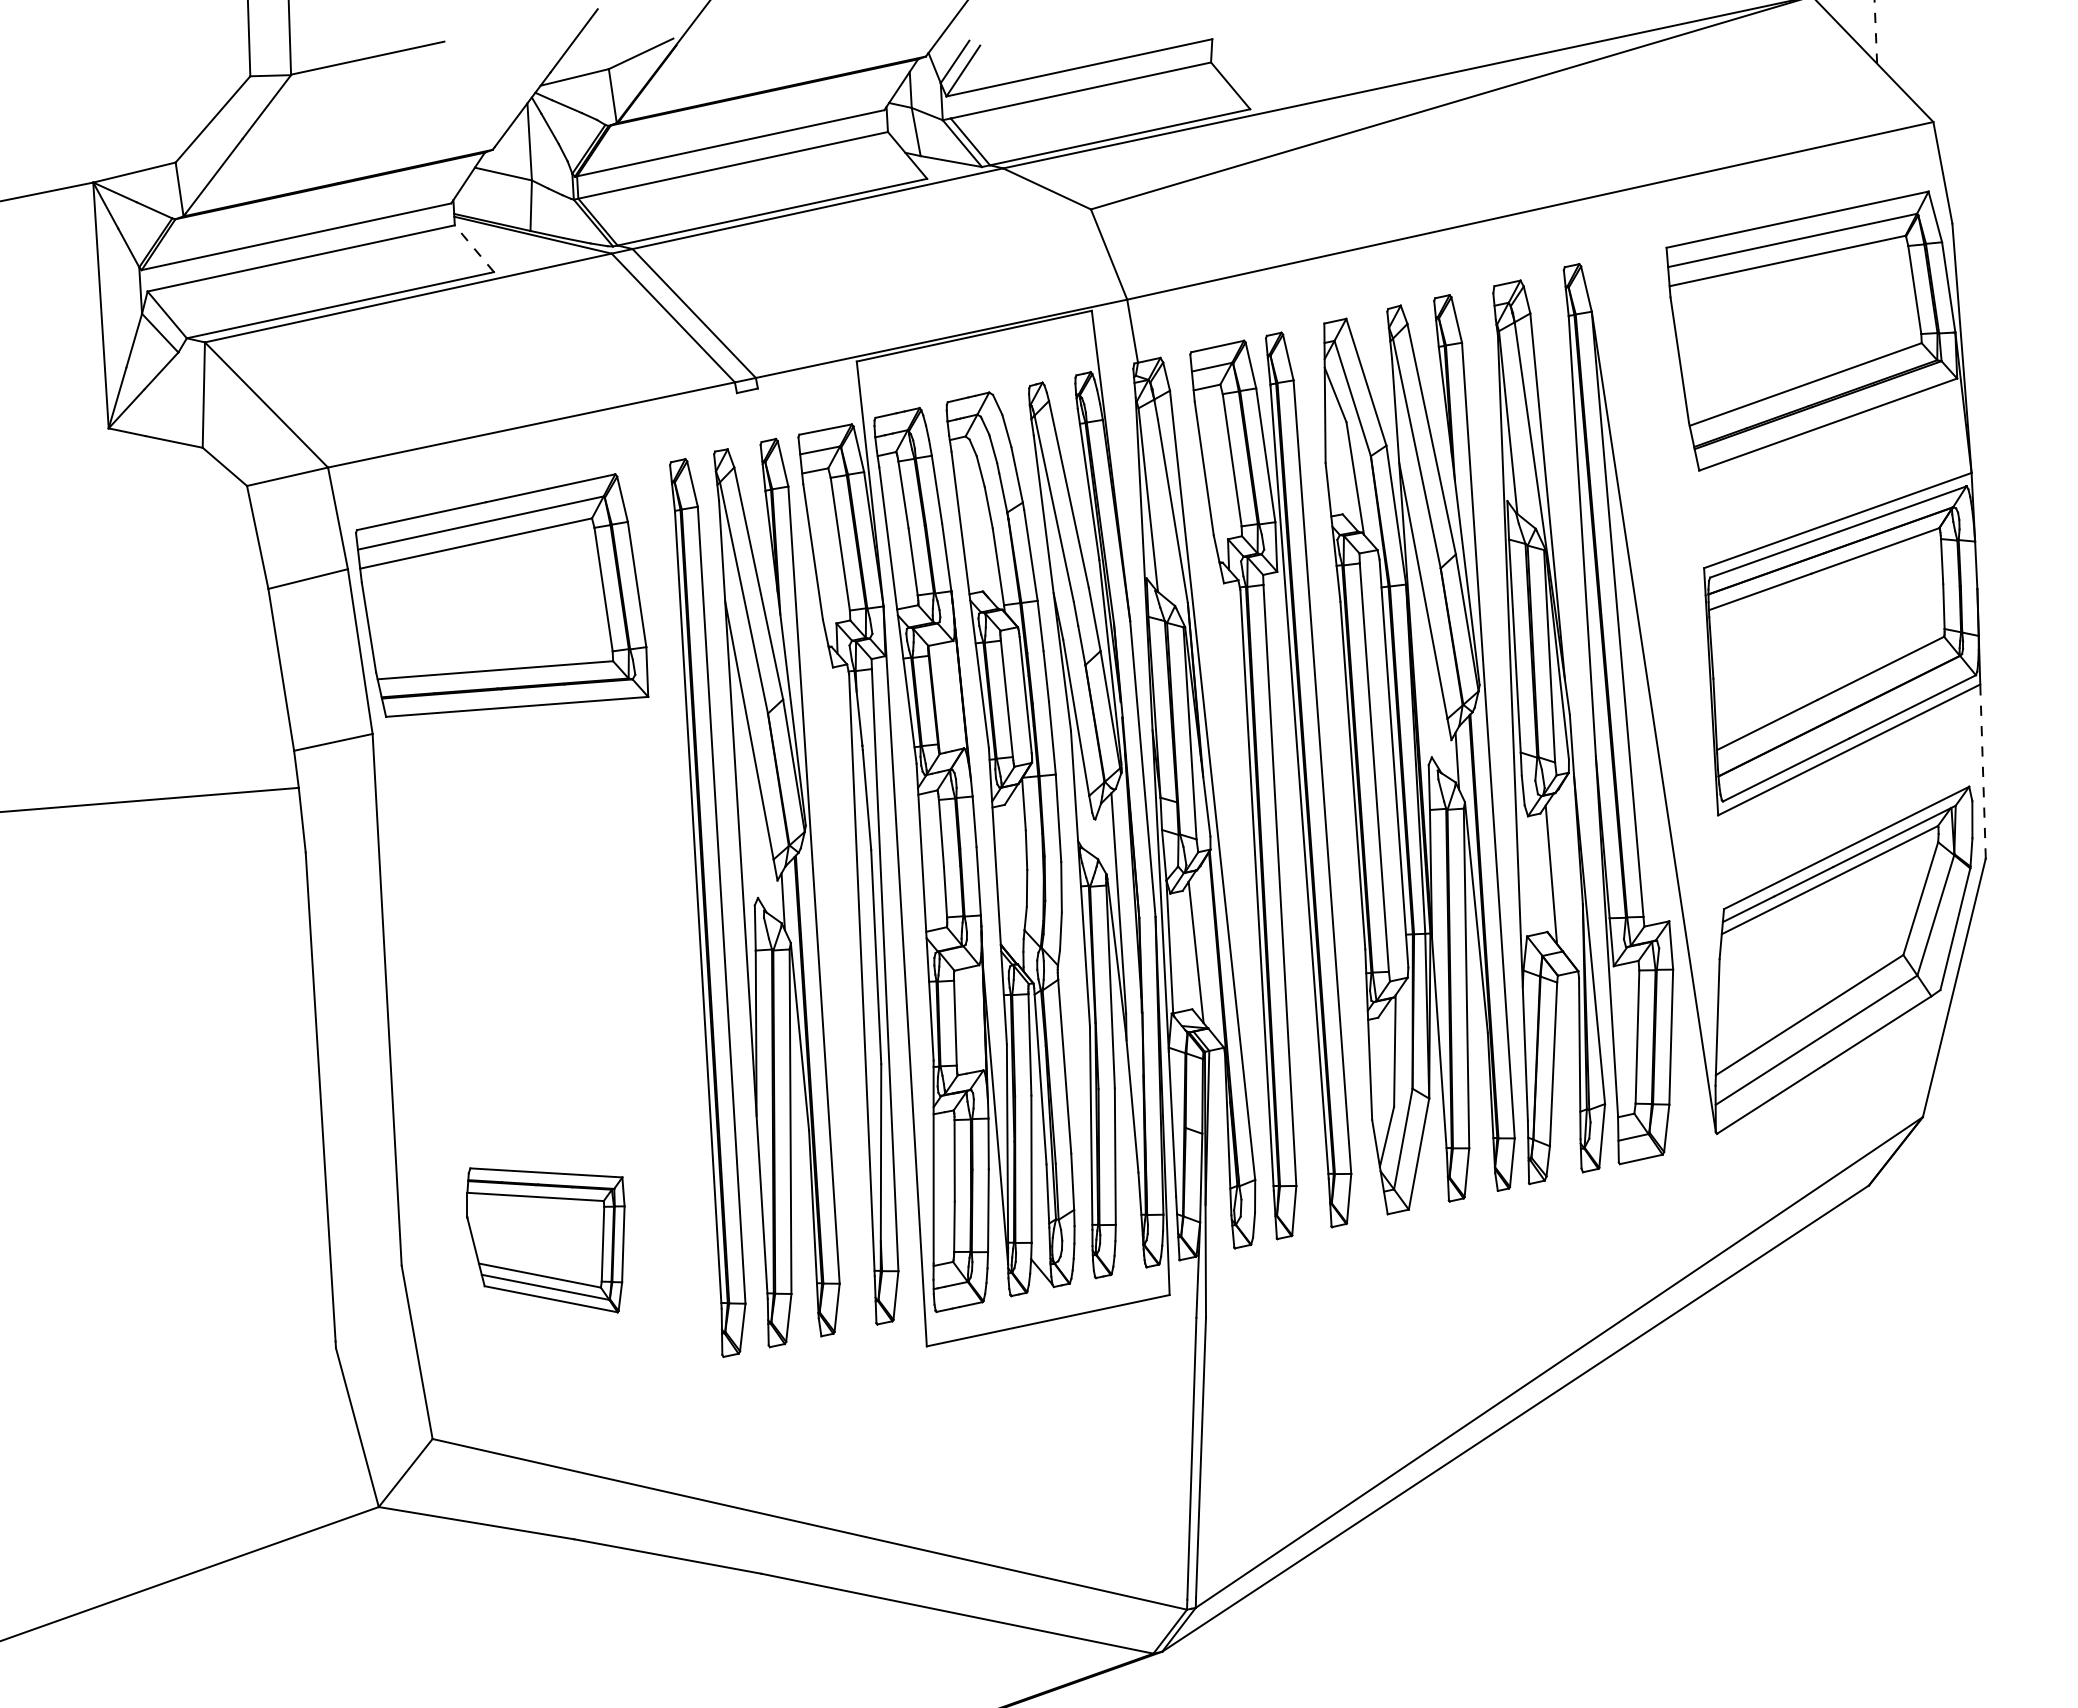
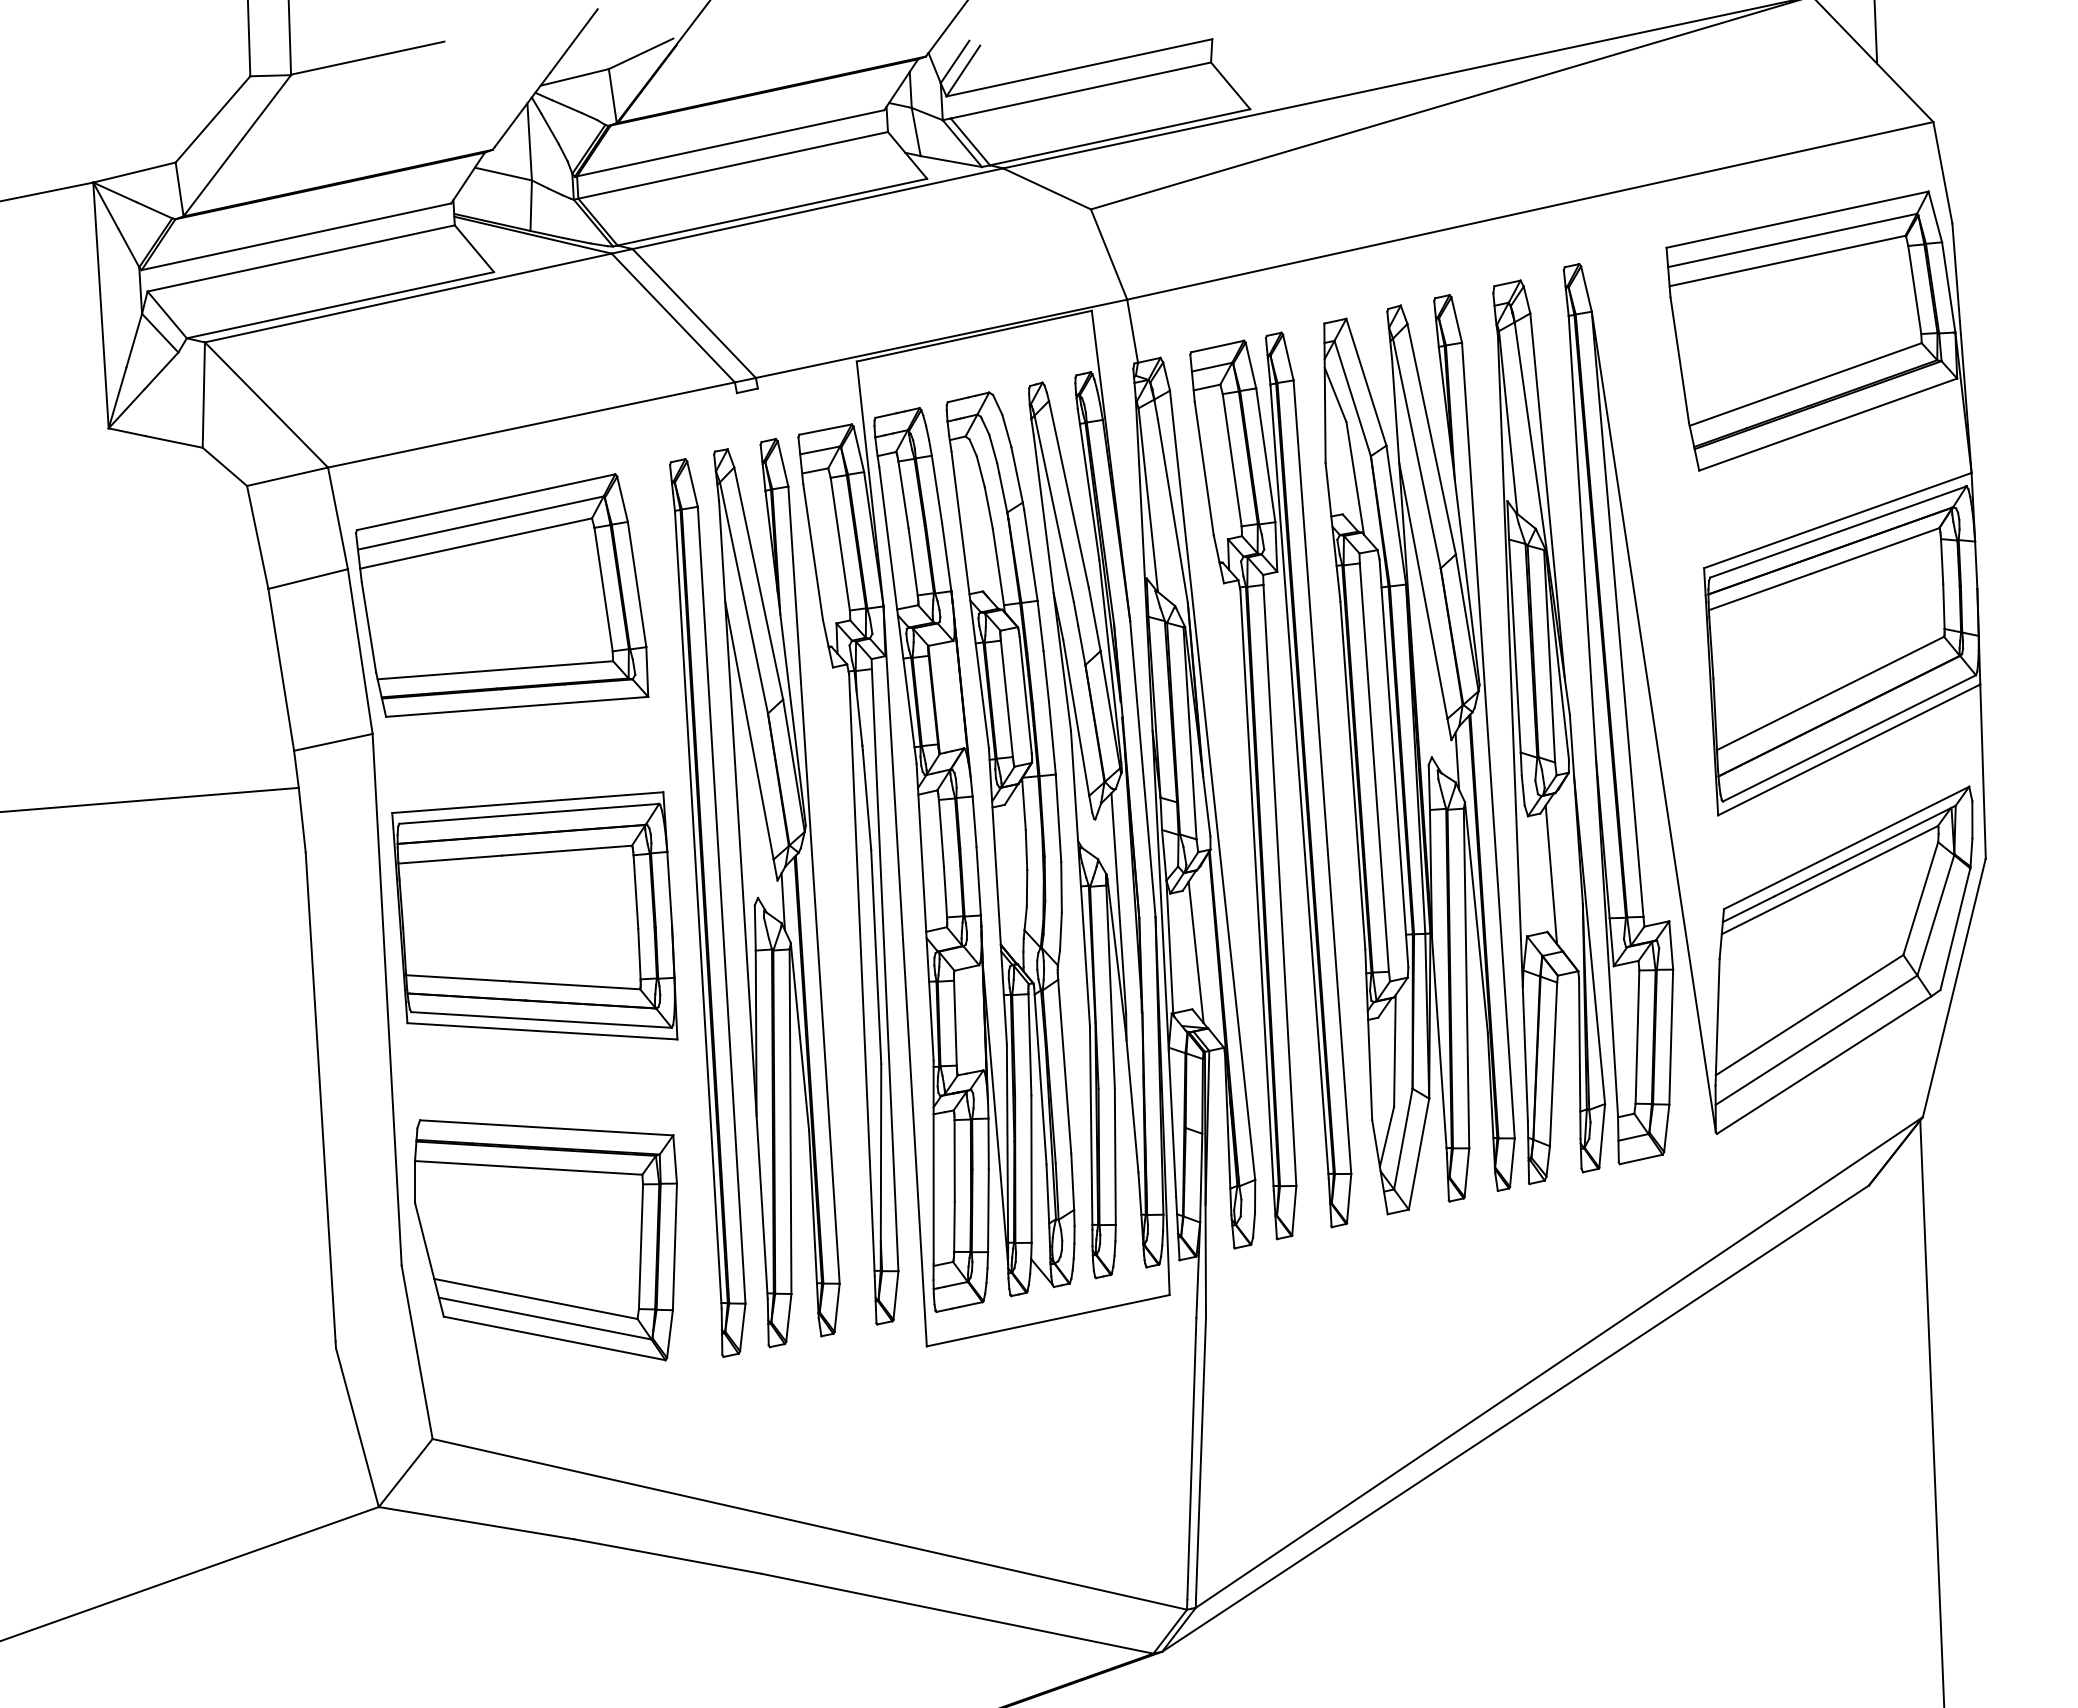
line: dashed -> solid (1875, 31)
line: dashed -> solid (474, 248)
line: dashed -> solid (1983, 770)
part: none -> present (534, 915)
part size: 160x147 px -> 264x243 px (545, 1240)
line: none -> present (1932, 1412)
